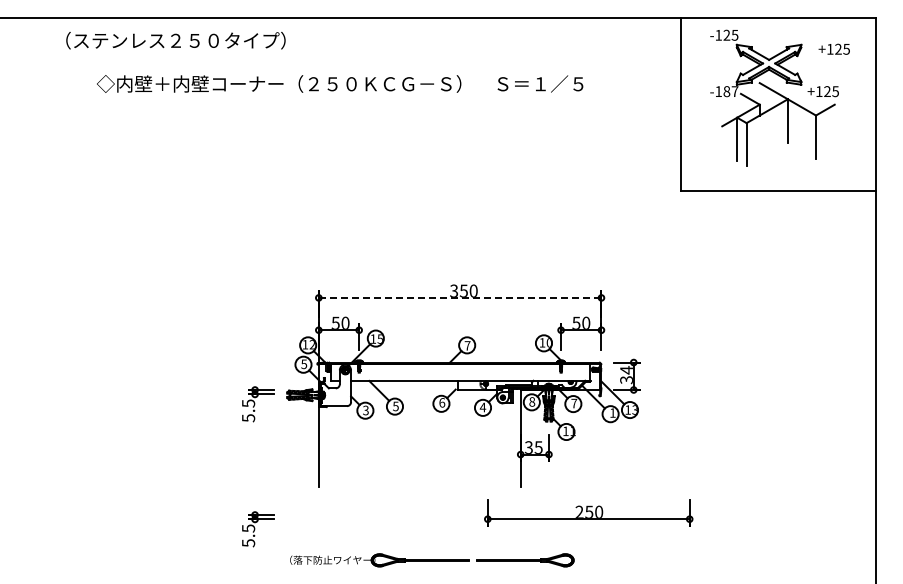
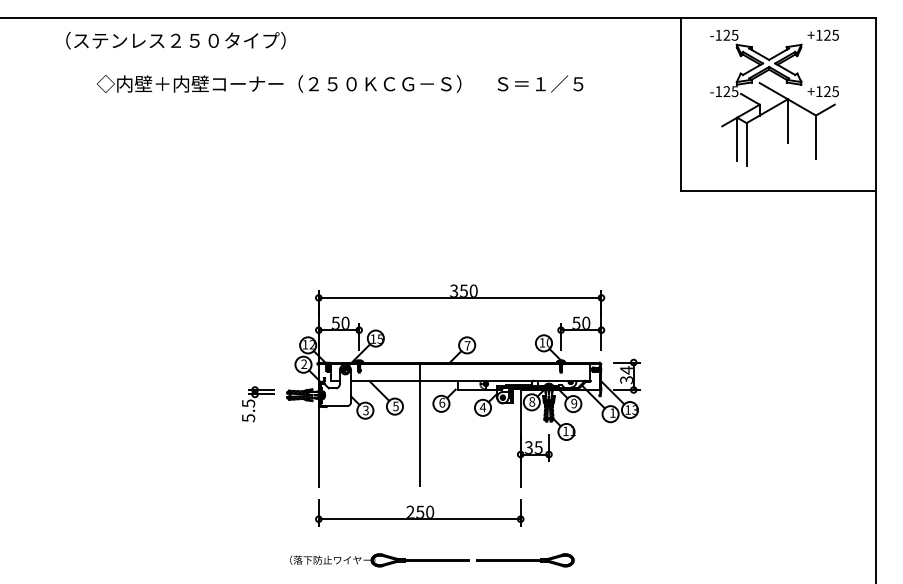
text position: (833, 48) -> (822, 34) (822, 34)
text: -187 -> -125 (730, 91)
line: dashed -> solid (460, 297)
text: 5 -> 2 (304, 364)
text: 7 -> 9 (574, 403)
line: none -> present (419, 423)
part position: (588, 512) -> (419, 512) (419, 512)
part: present -> none (258, 529)
